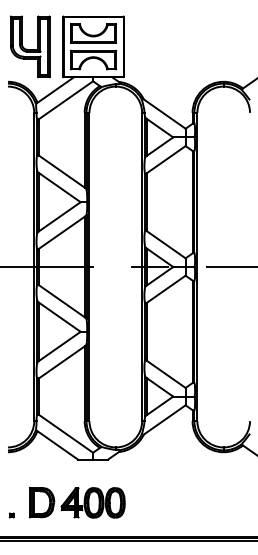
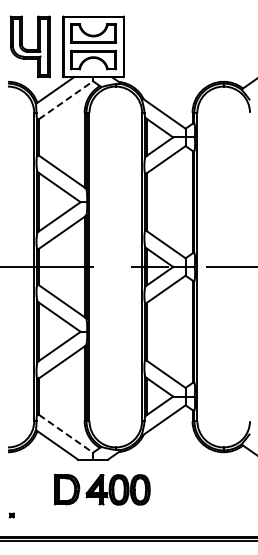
line: solid -> dashed (66, 100)
line: solid -> dashed (66, 433)
part position: (77, 502) -> (102, 489) (102, 489)
